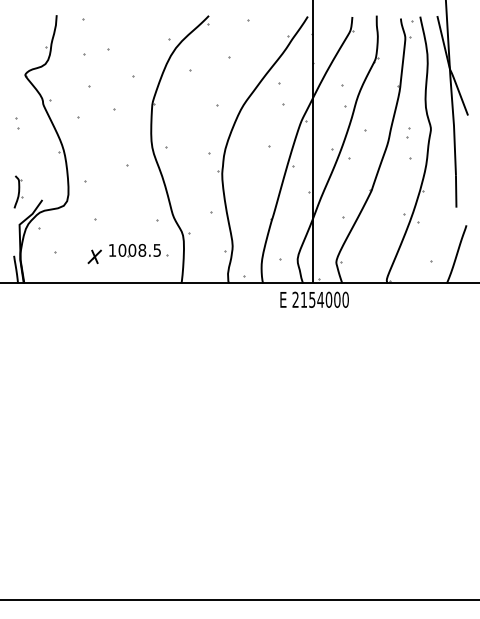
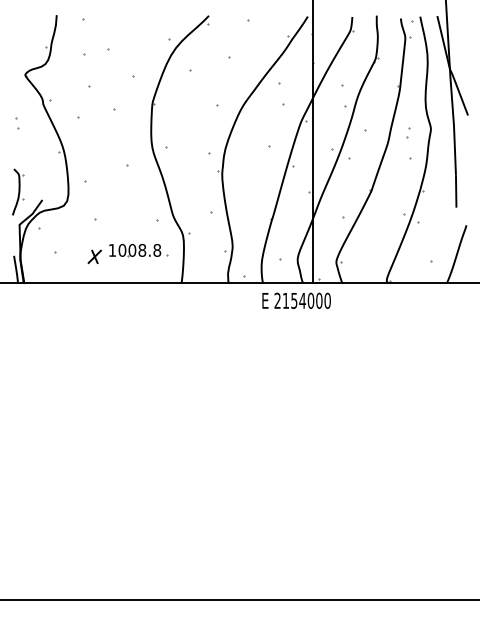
part size: 11x34 px -> 13x48 px (18, 191)
text: 1008.5 -> 1008.8 (157, 249)
text position: (314, 299) -> (296, 300) (296, 300)
